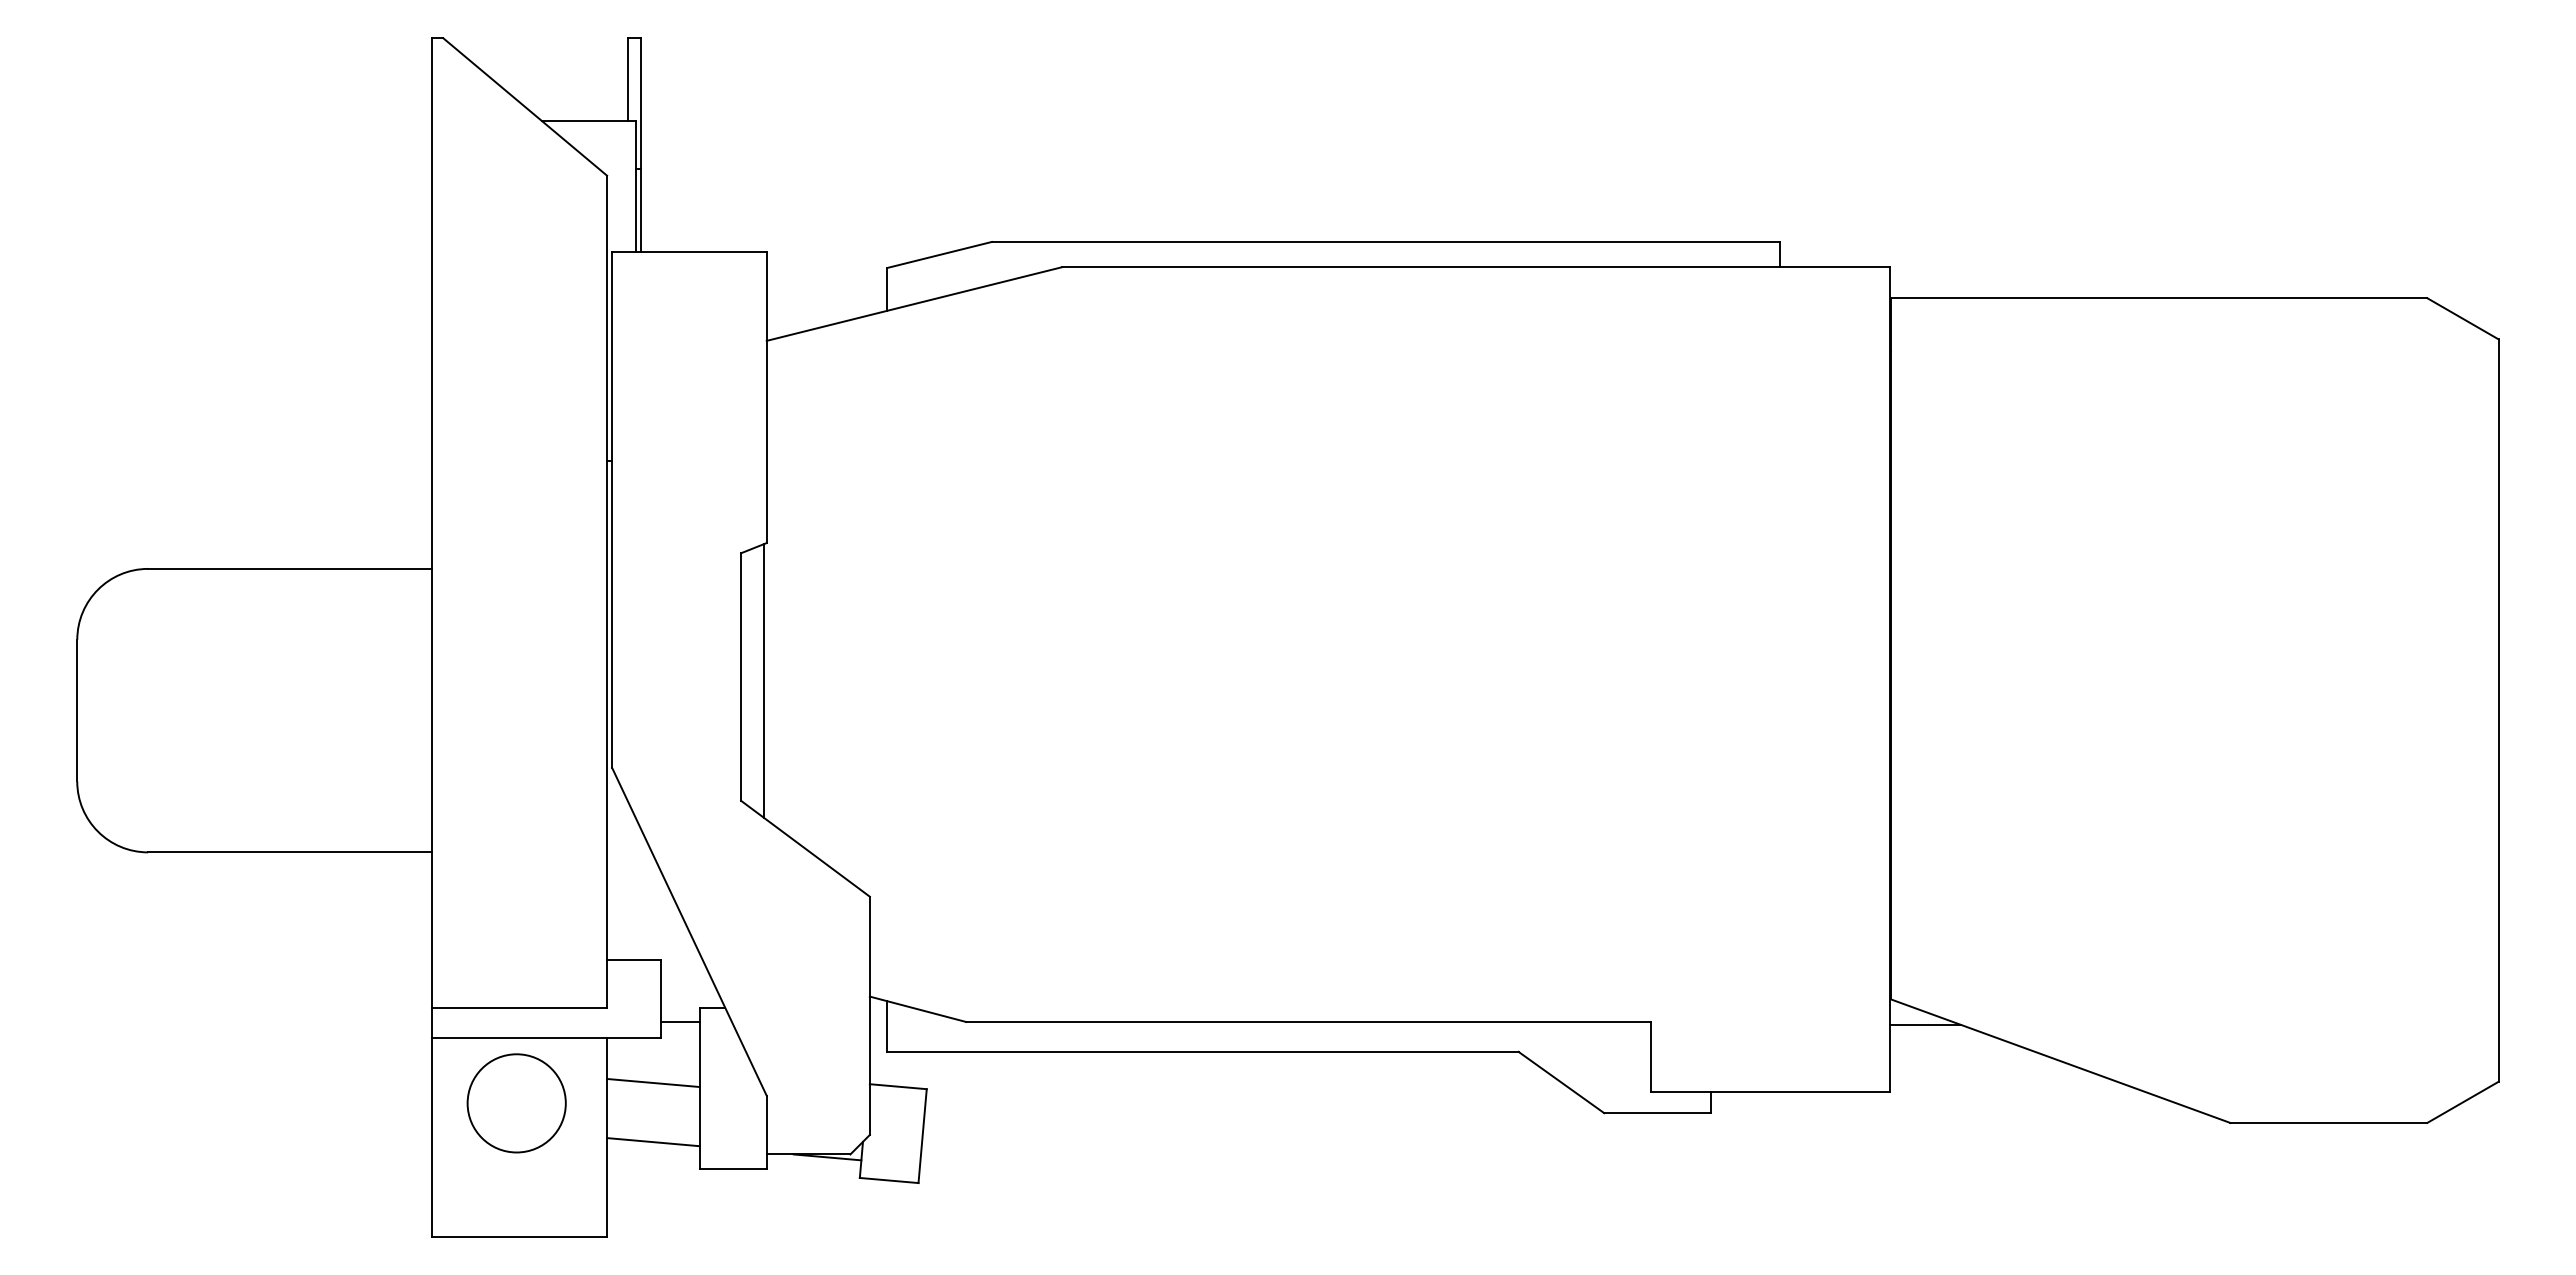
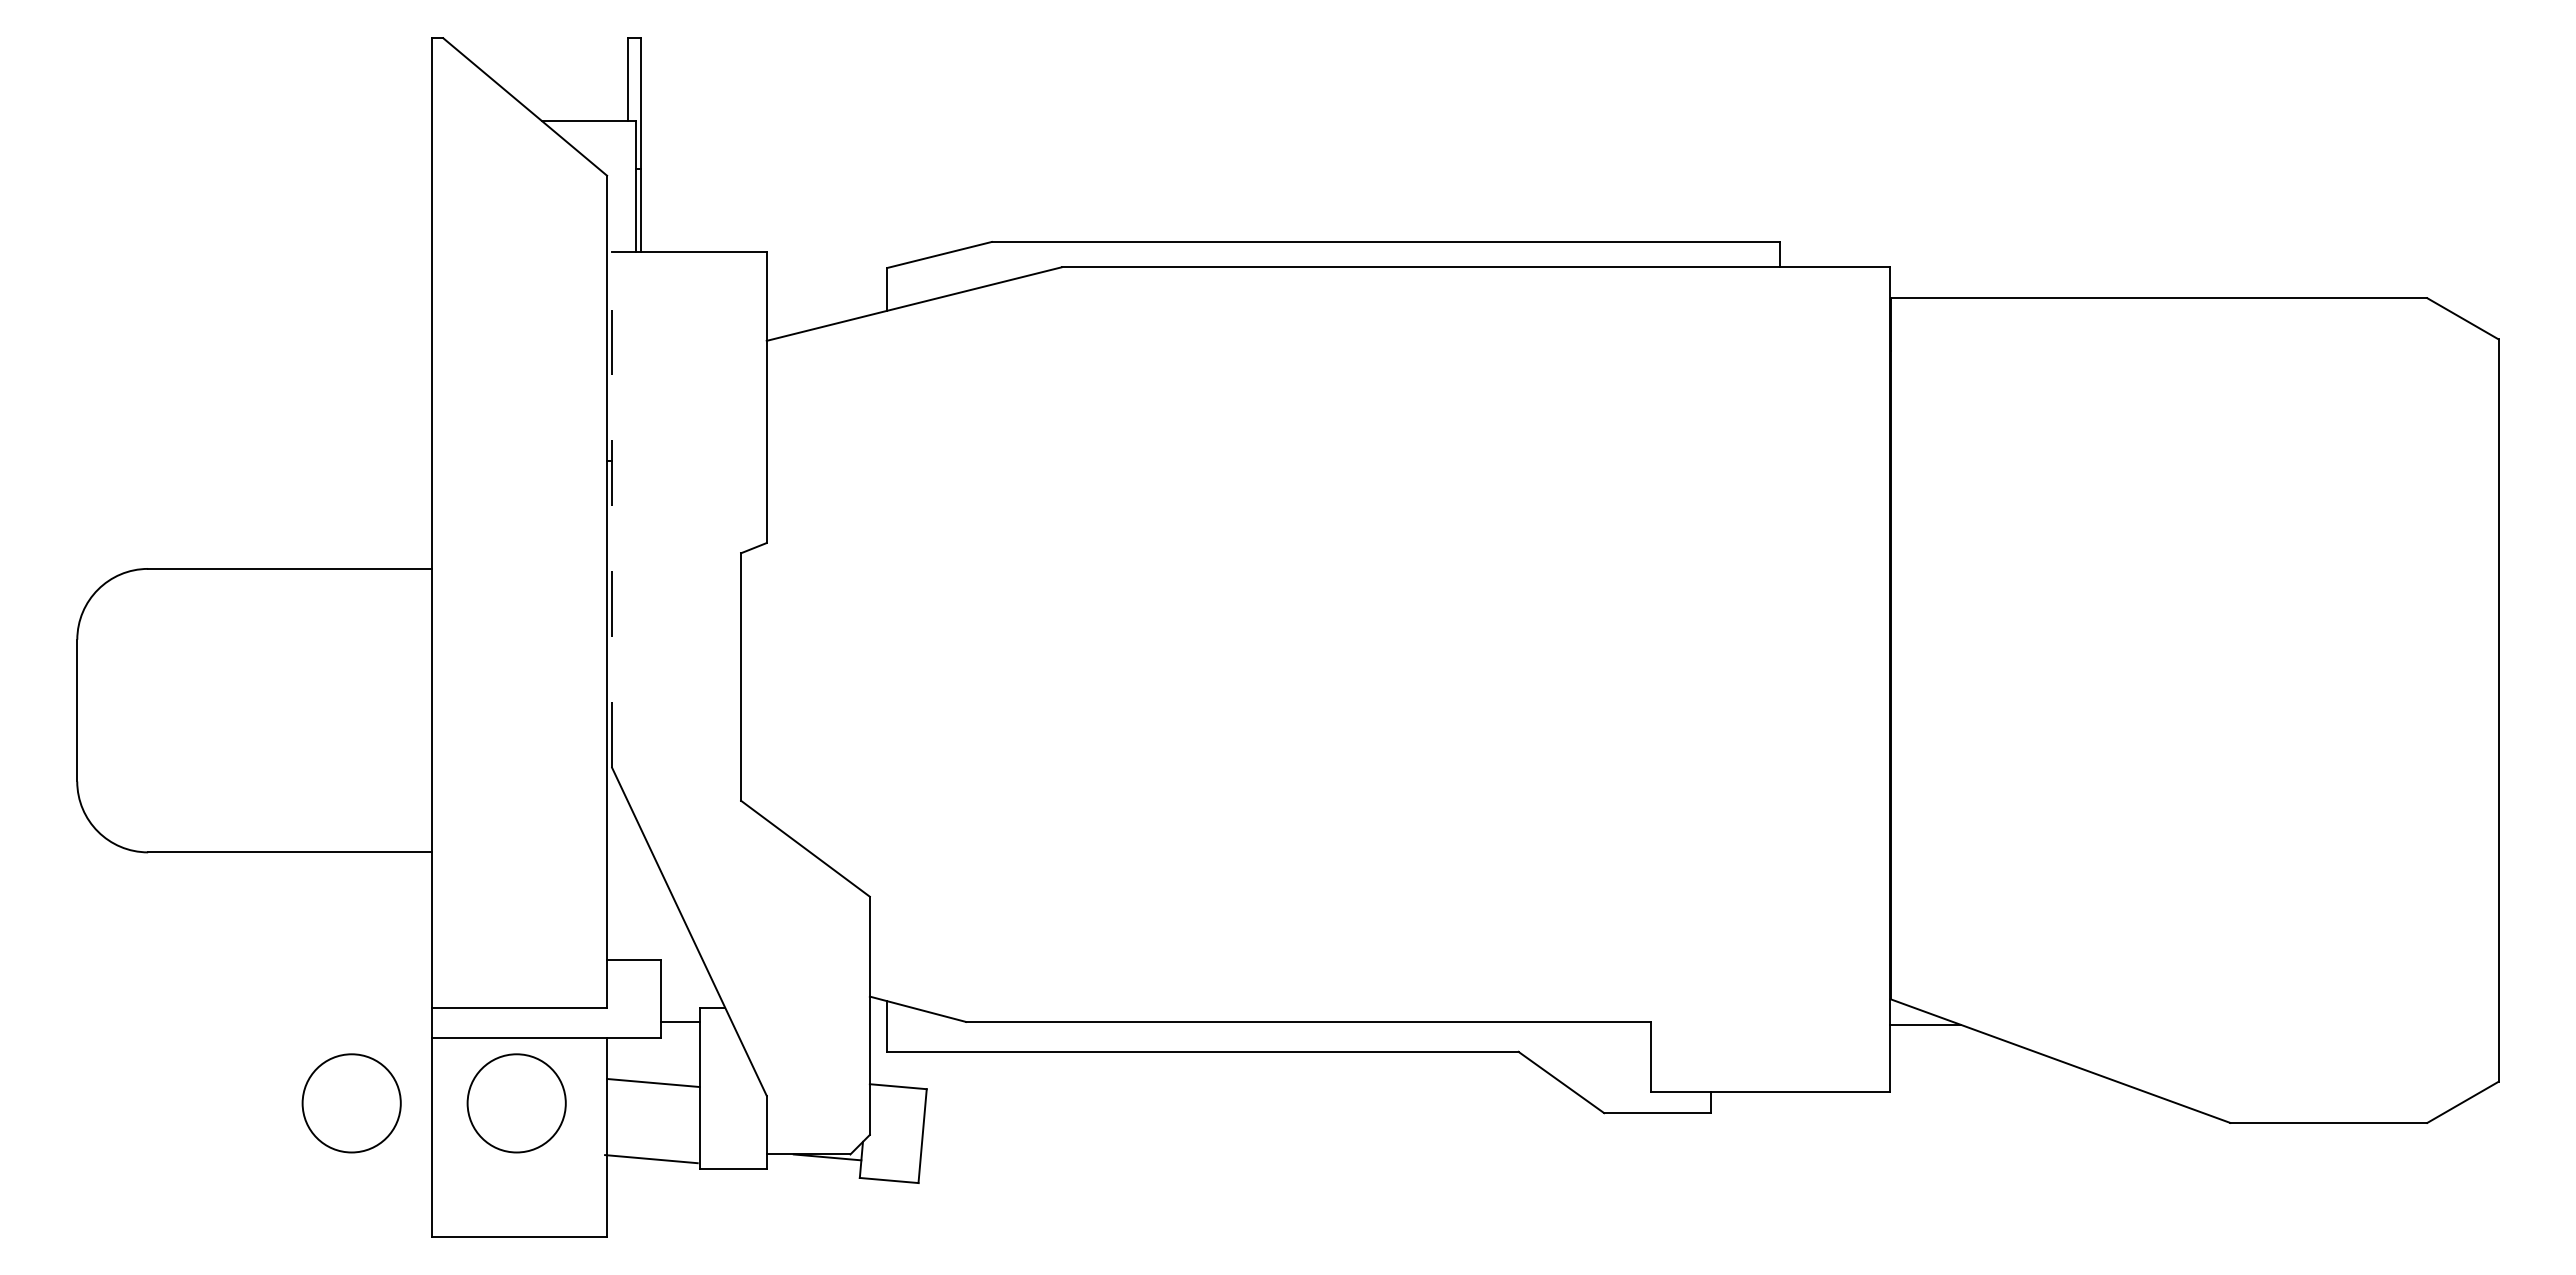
line: solid -> dashed (612, 510)
line: present -> none (764, 681)
circle: none -> present (351, 1103)
line position: (653, 1142) -> (651, 1159) (651, 1159)
